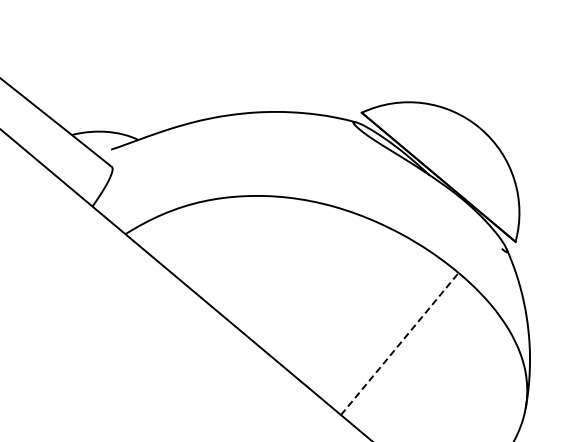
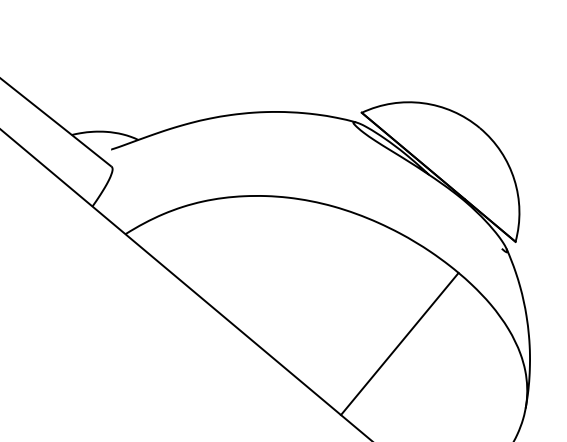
line: dashed -> solid (400, 343)
